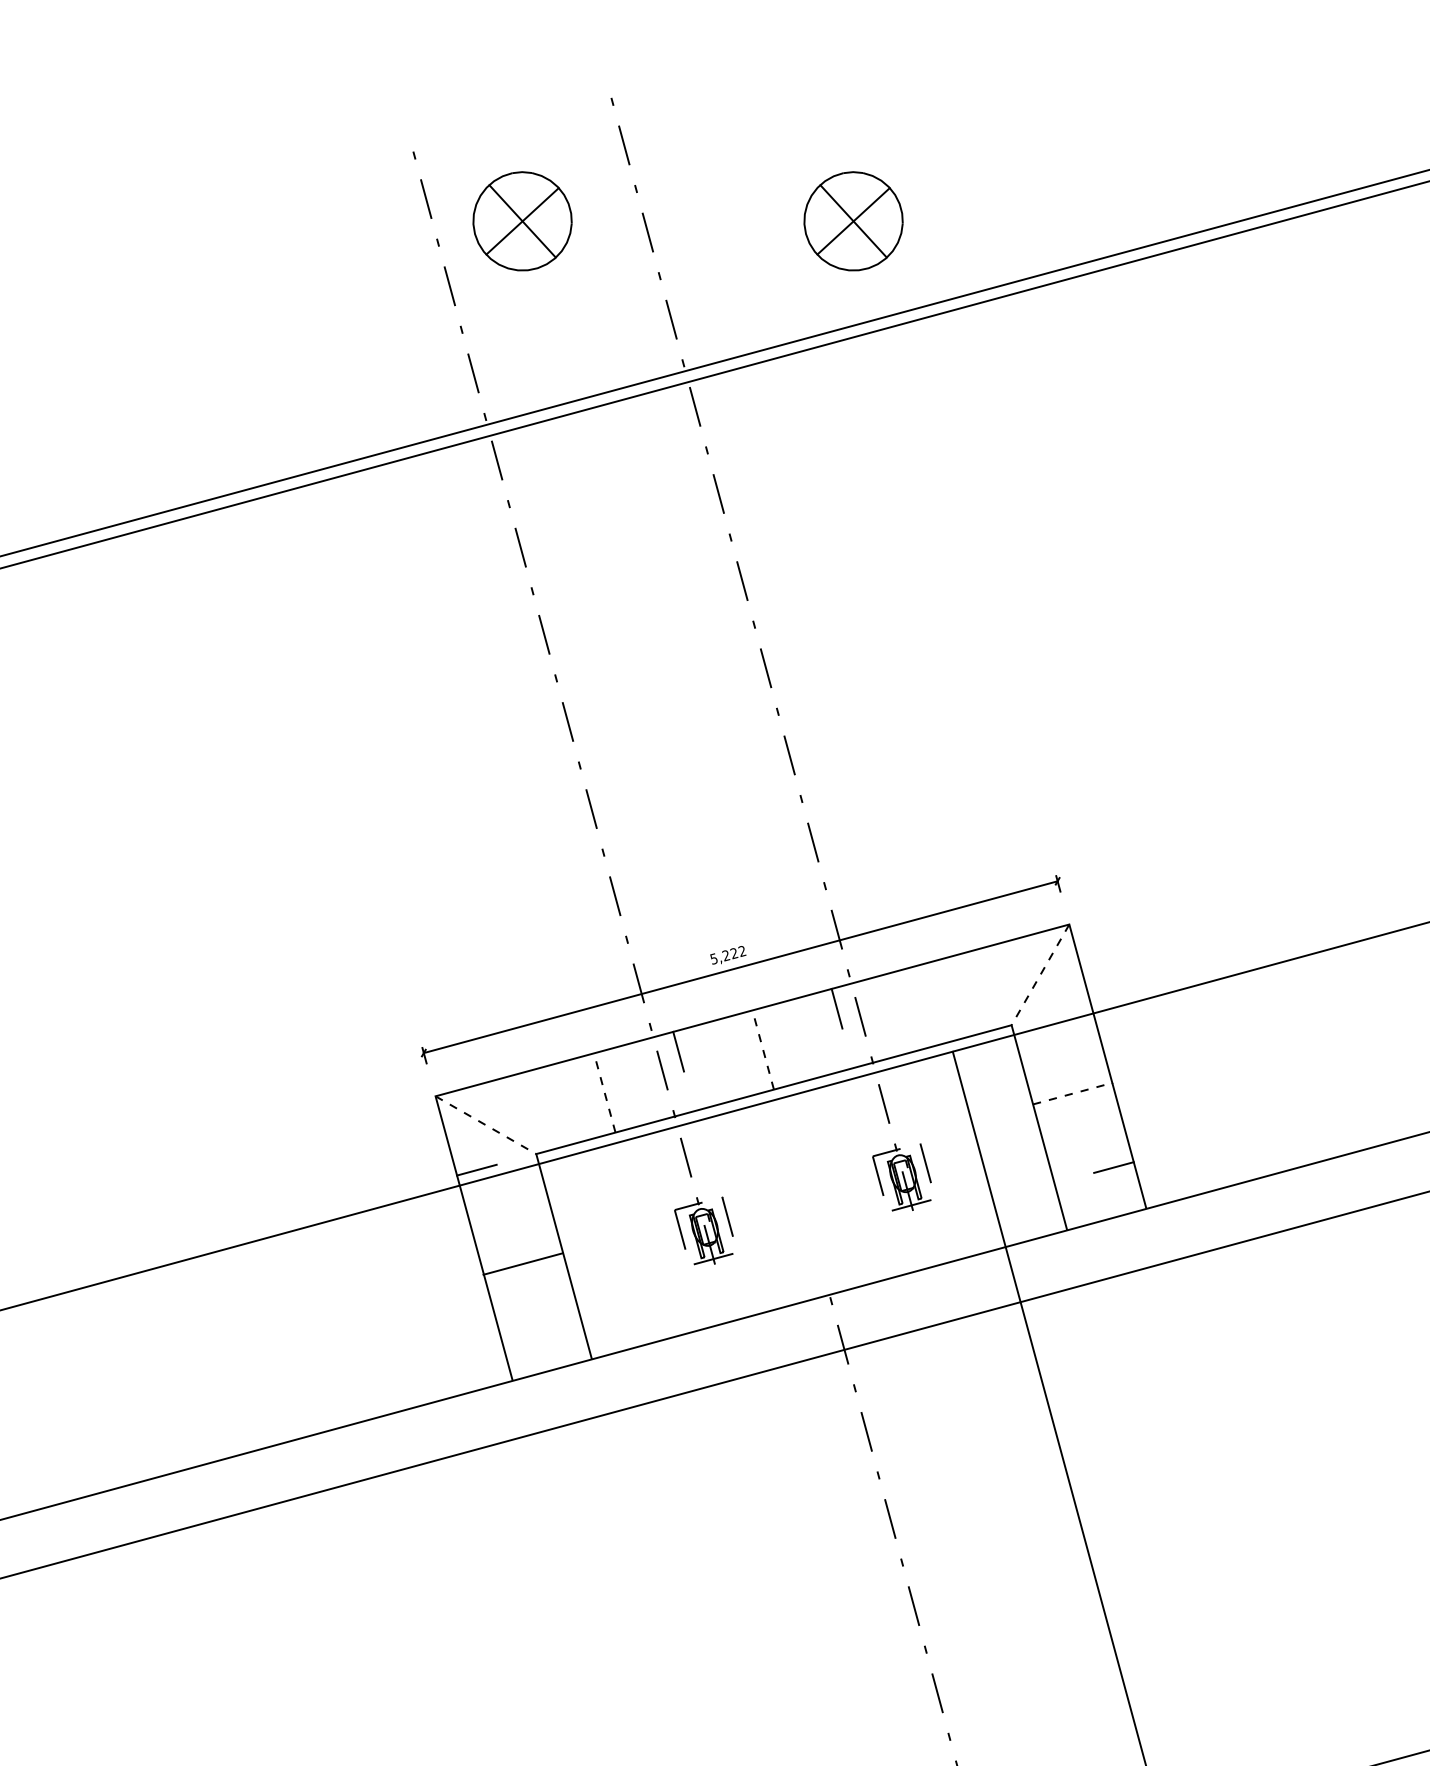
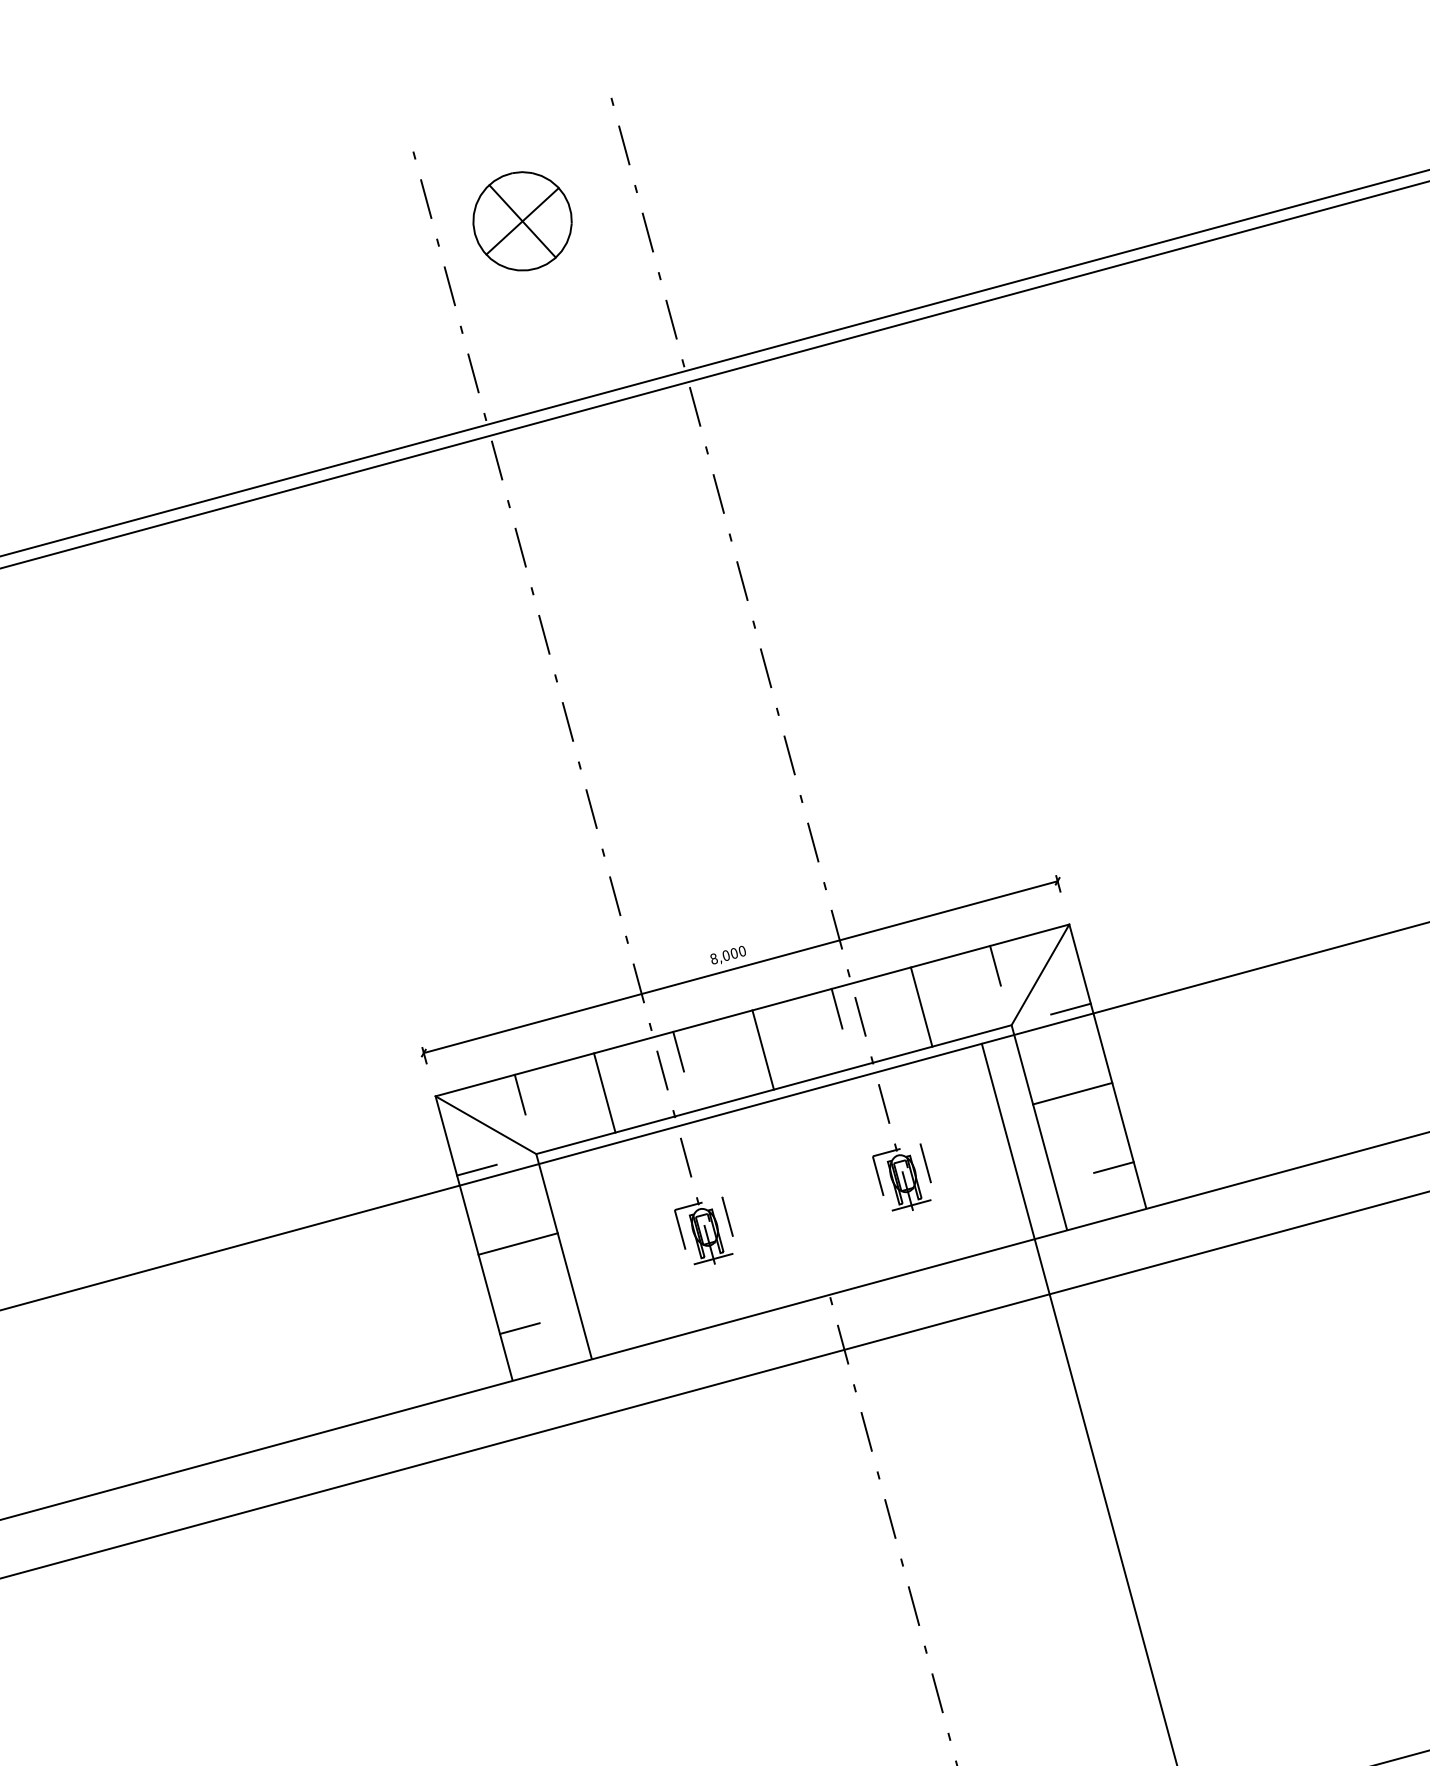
part: present -> none (853, 221)
text: 5,222 -> 8,000 (728, 955)
line: none -> present (995, 965)
line: dashed -> solid (1040, 975)
line: none -> present (921, 1006)
line: none -> present (1070, 1008)
line: dashed -> solid (763, 1049)
line: dashed -> solid (604, 1092)
line: dashed -> solid (1073, 1093)
line: none -> present (519, 1094)
line: dashed -> solid (486, 1125)
line position: (522, 1263) -> (517, 1243) (517, 1243)
line: none -> present (519, 1328)
line position: (1048, 1406) -> (1078, 1402) (1078, 1402)
